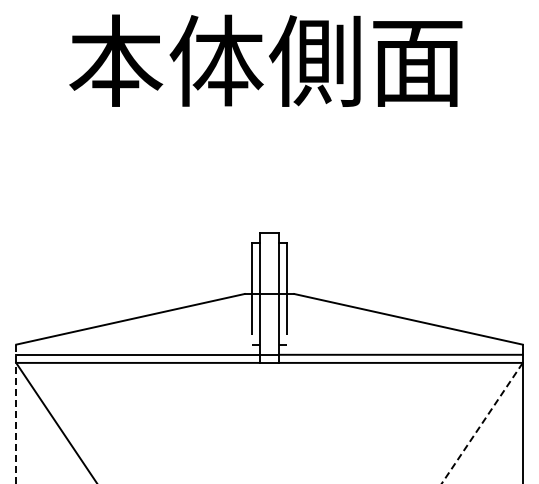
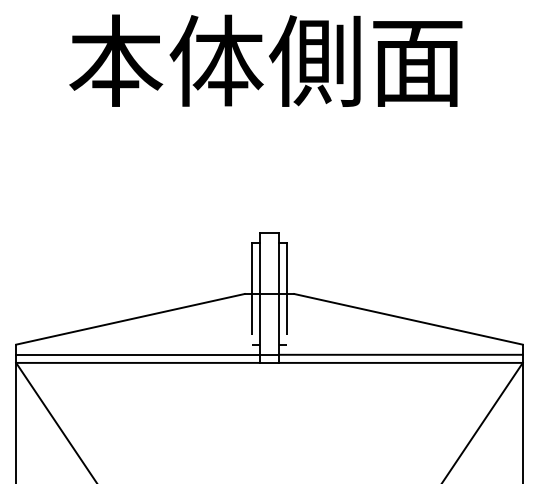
line: dashed -> solid (16, 414)
line: dashed -> solid (482, 423)
